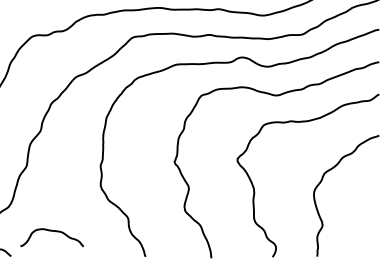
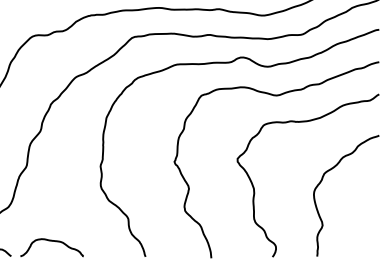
curve position: (51, 231) -> (51, 241) (51, 241)
